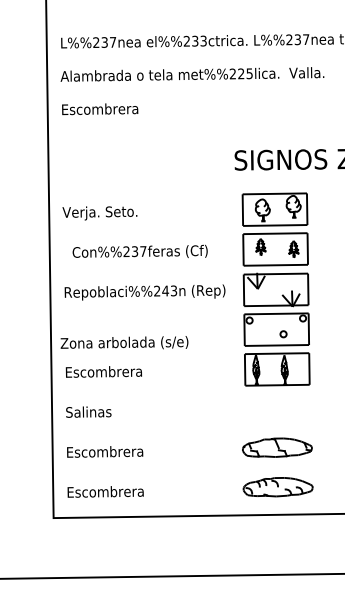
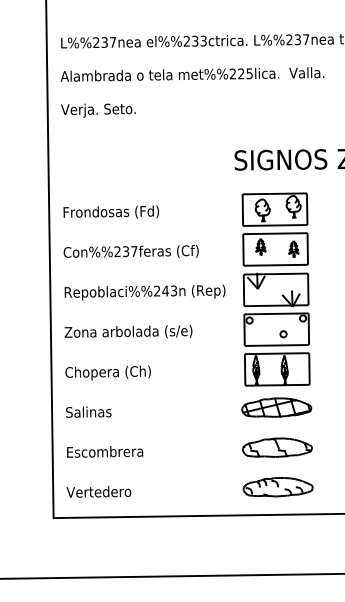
text: Escombrera -> Verja. Seto. (99, 110)
text: Verja. Seto. -> Frondosas (Fd) (110, 212)
text position: (139, 250) -> (130, 250) (130, 250)
text position: (124, 342) -> (128, 331) (128, 331)
text: Escombrera -> Chopera (Ch) (107, 372)
part: none -> present (276, 407)
text: Escombrera -> Vertedero (104, 491)
